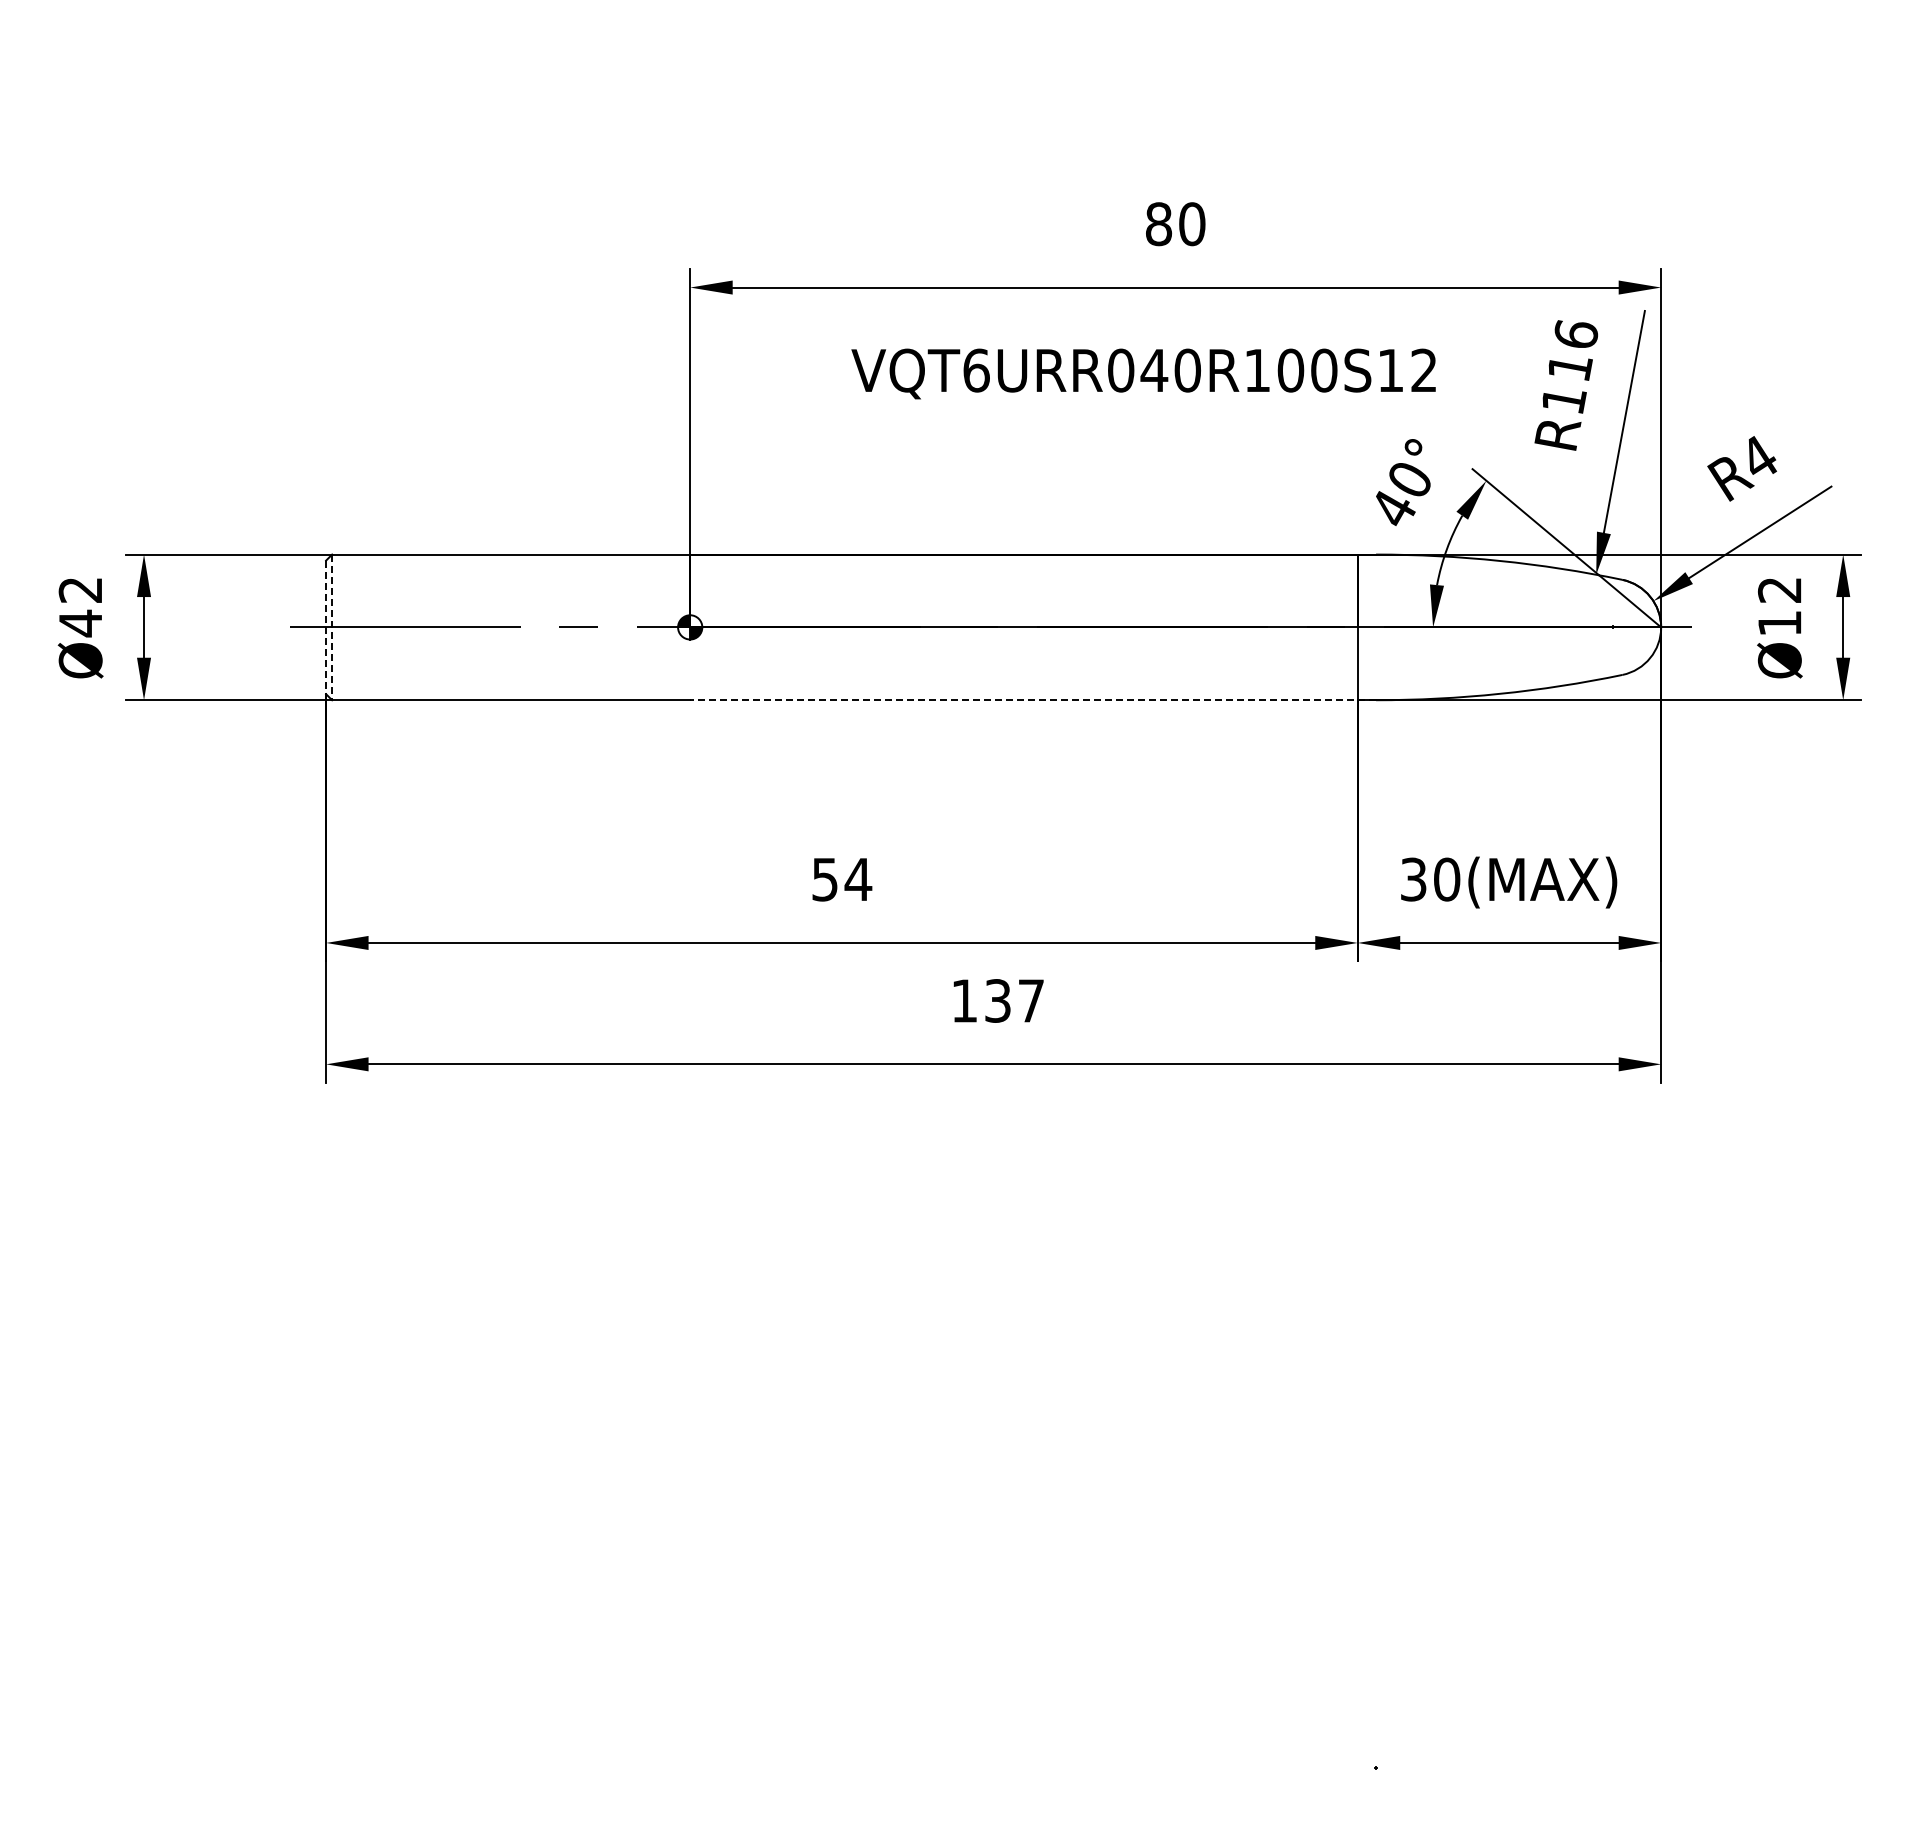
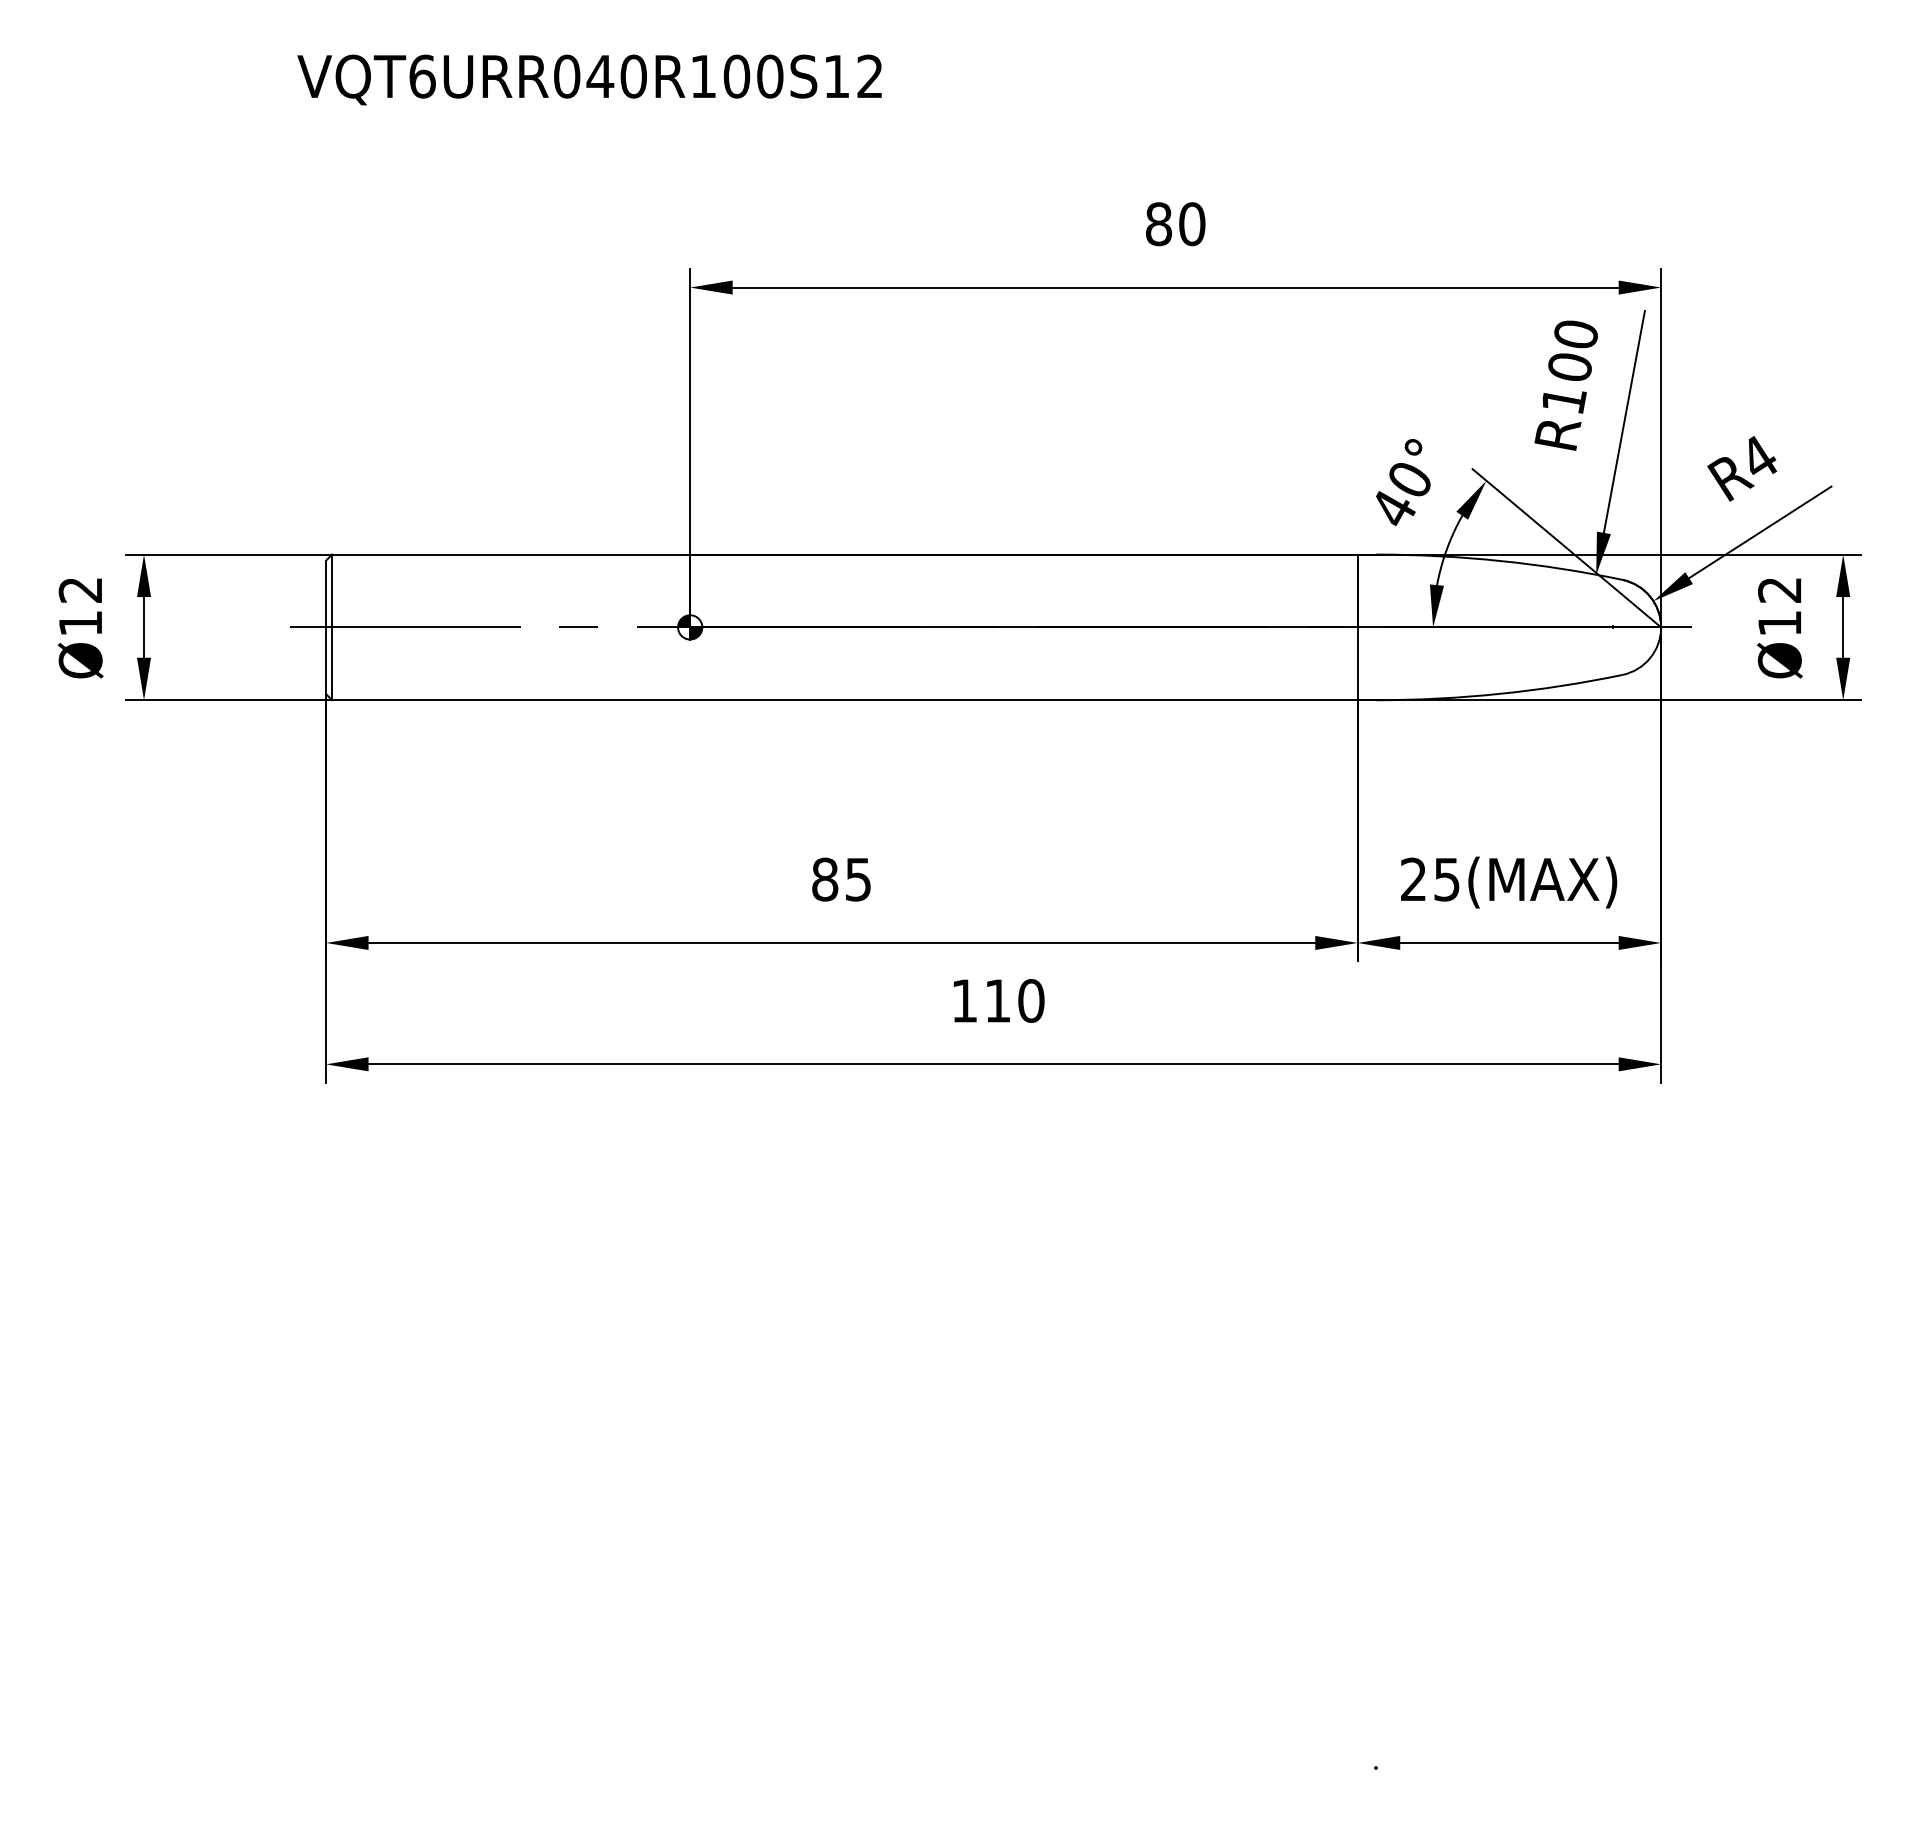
text: R116 -> R100 (1573, 350)
text position: (1143, 373) -> (589, 79) (589, 79)
text: Ø42 -> Ø12 (80, 623)
line: dashed -> solid (326, 627)
line: dashed -> solid (332, 627)
line: dashed -> solid (1033, 700)
text: 54 -> 85 (842, 879)
text: 30(MAX) -> 25(MAX) (1430, 879)
text: 137 -> 110 (1014, 1000)
